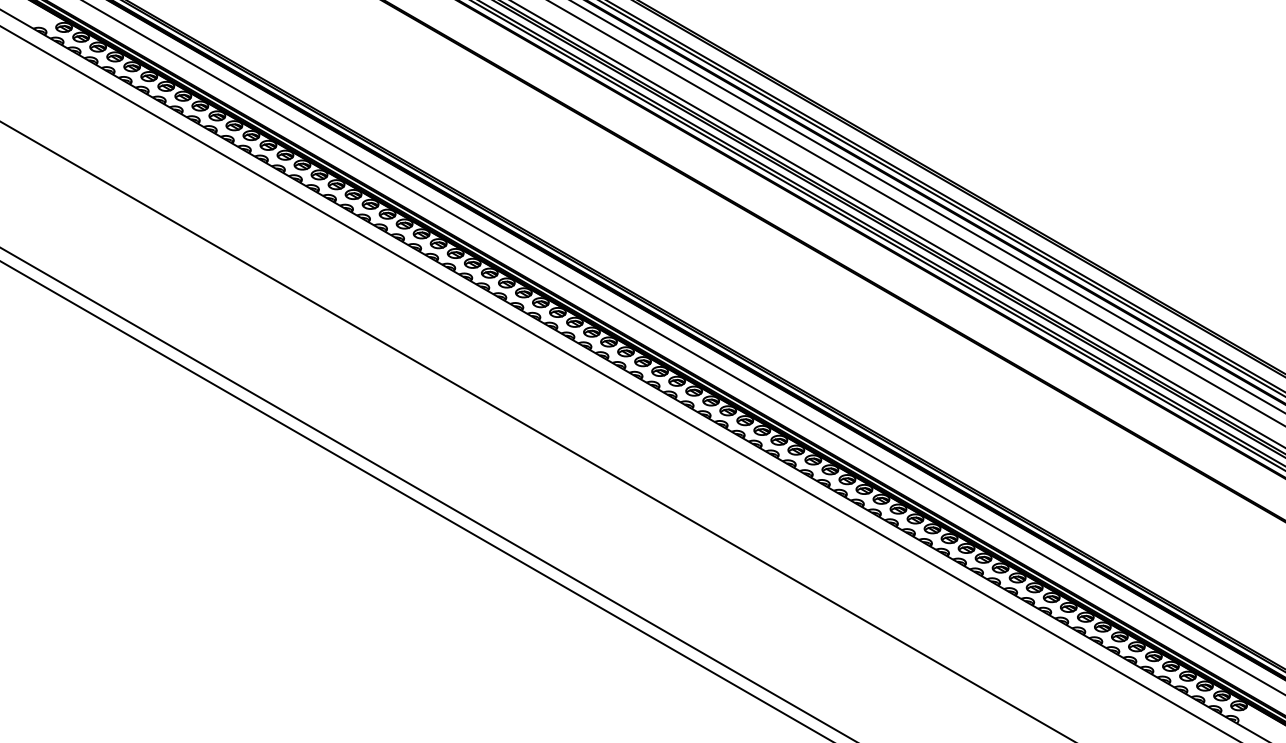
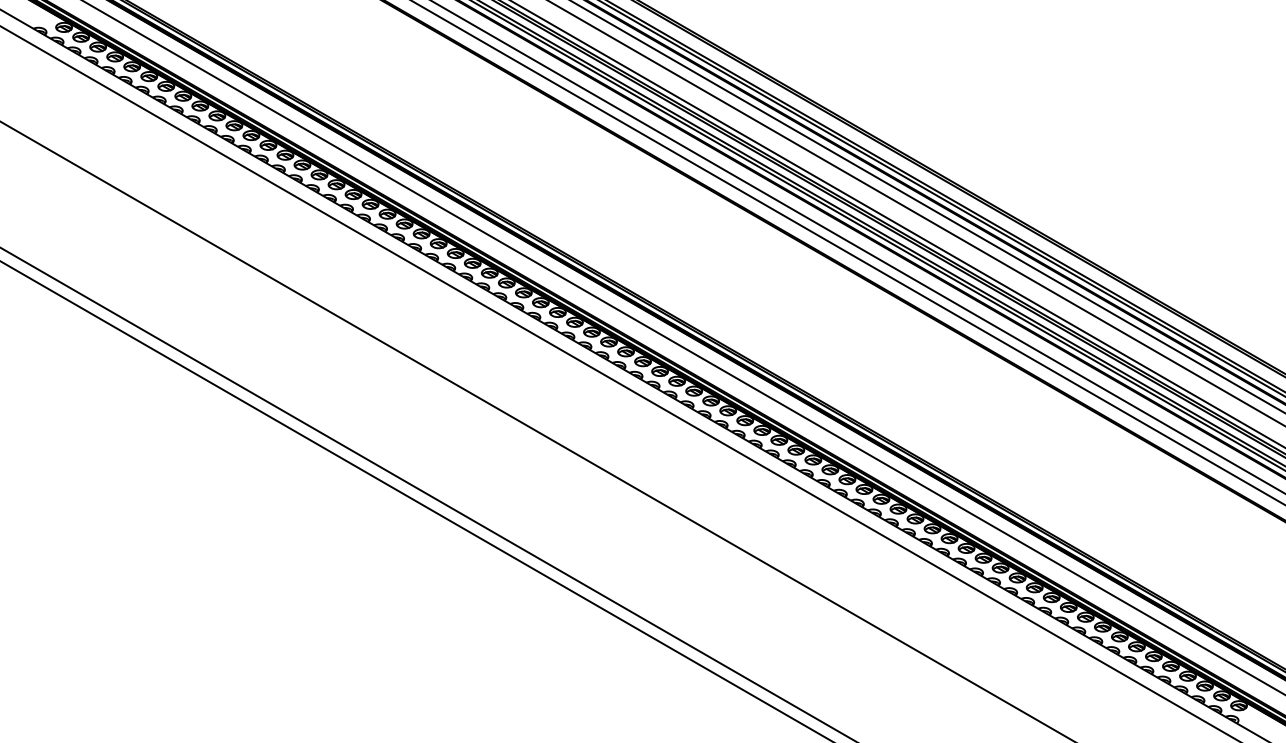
line: none -> present (857, 247)
line: none -> present (848, 252)
